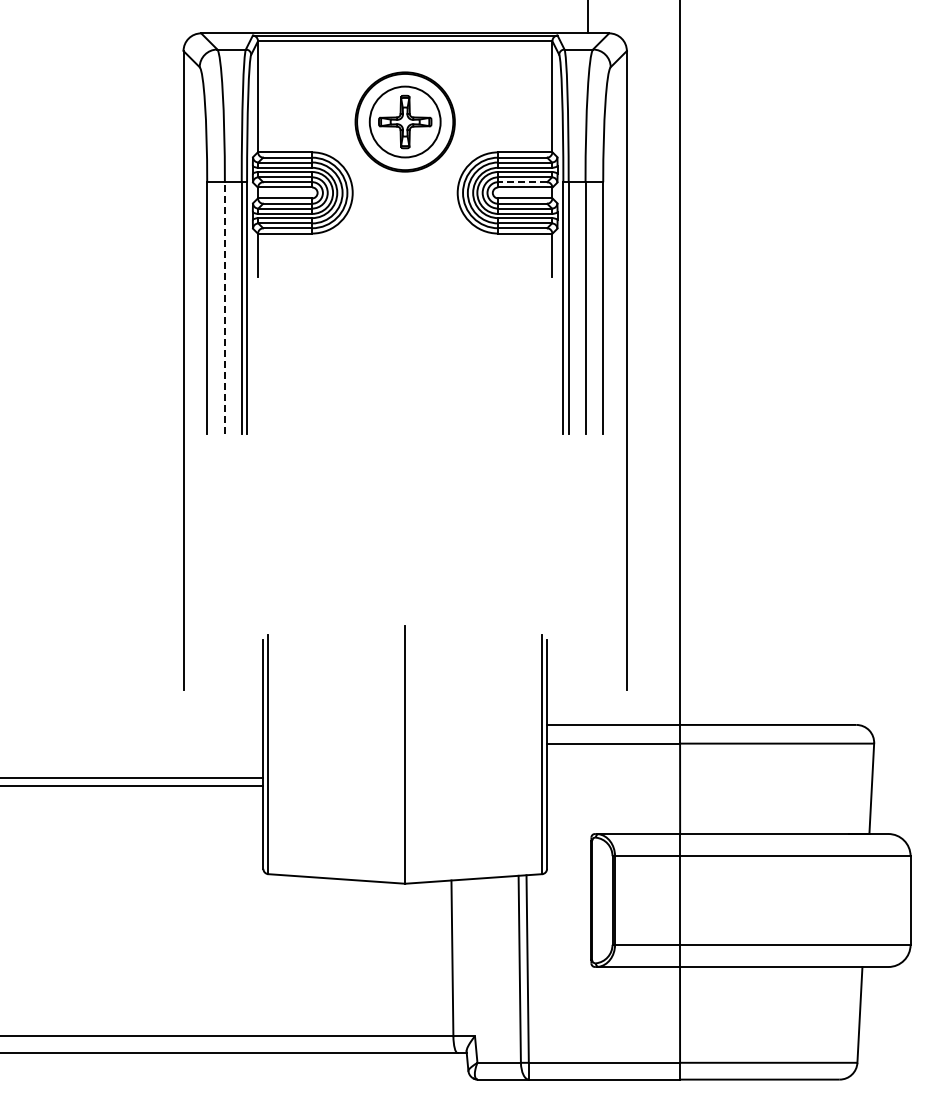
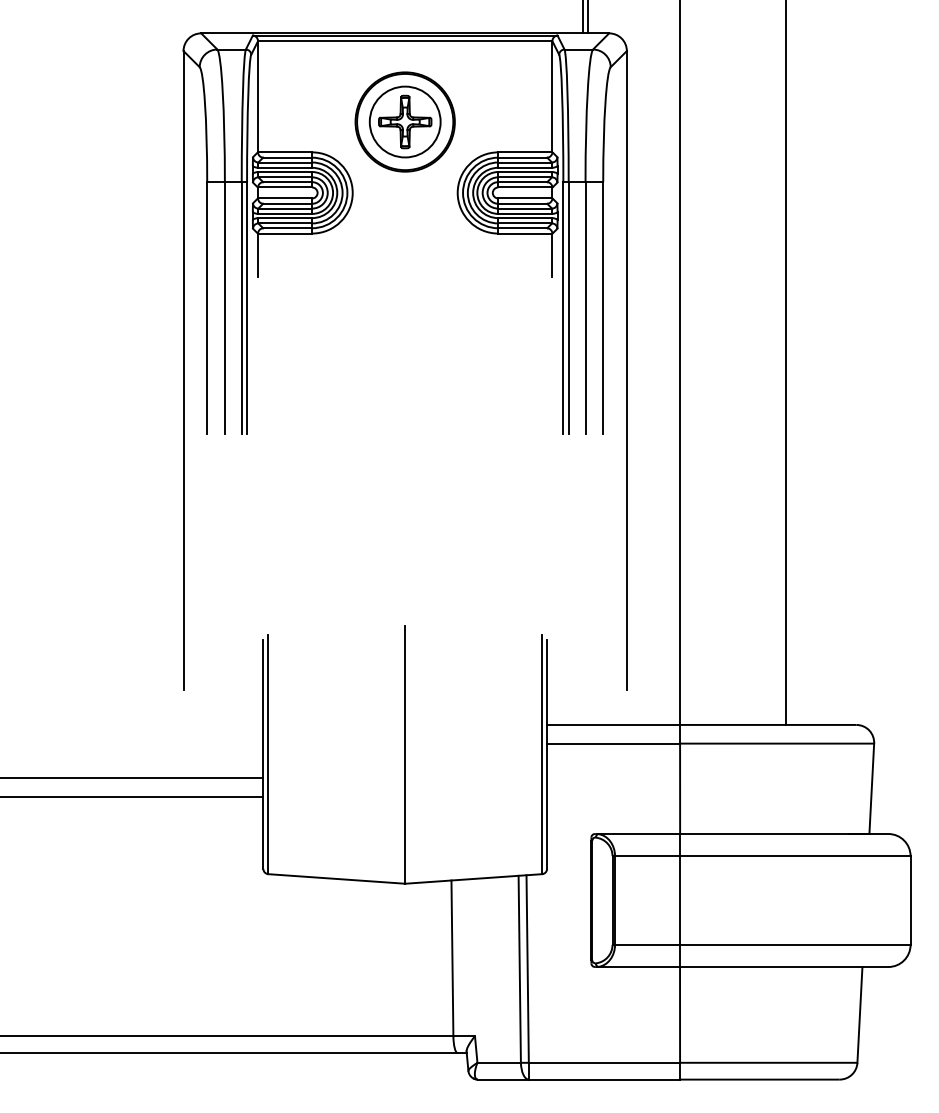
line: none -> present (582, 17)
line: dashed -> solid (522, 182)
line: dashed -> solid (224, 307)
line: none -> present (786, 363)
line position: (132, 785) -> (132, 796) (132, 796)
